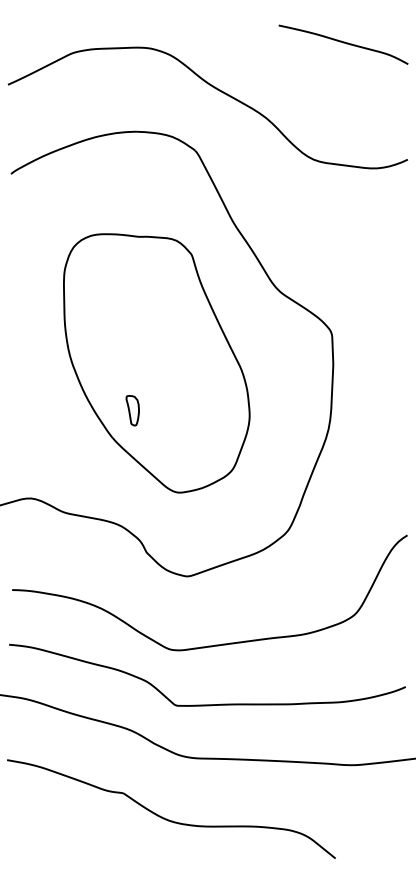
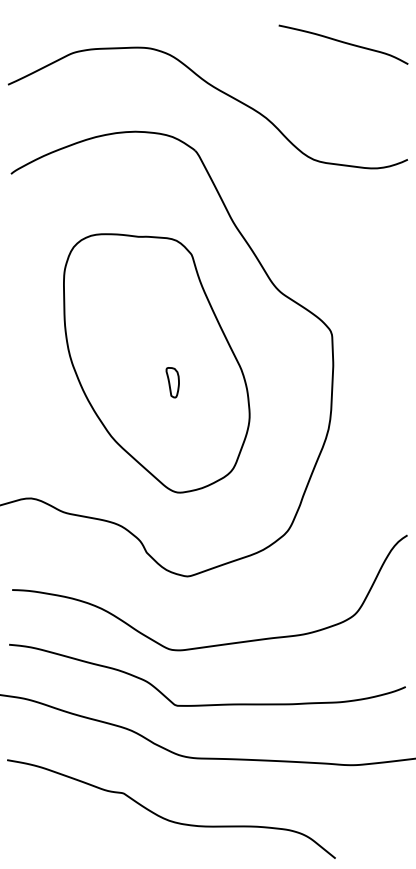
part position: (132, 410) -> (172, 382) (172, 382)
